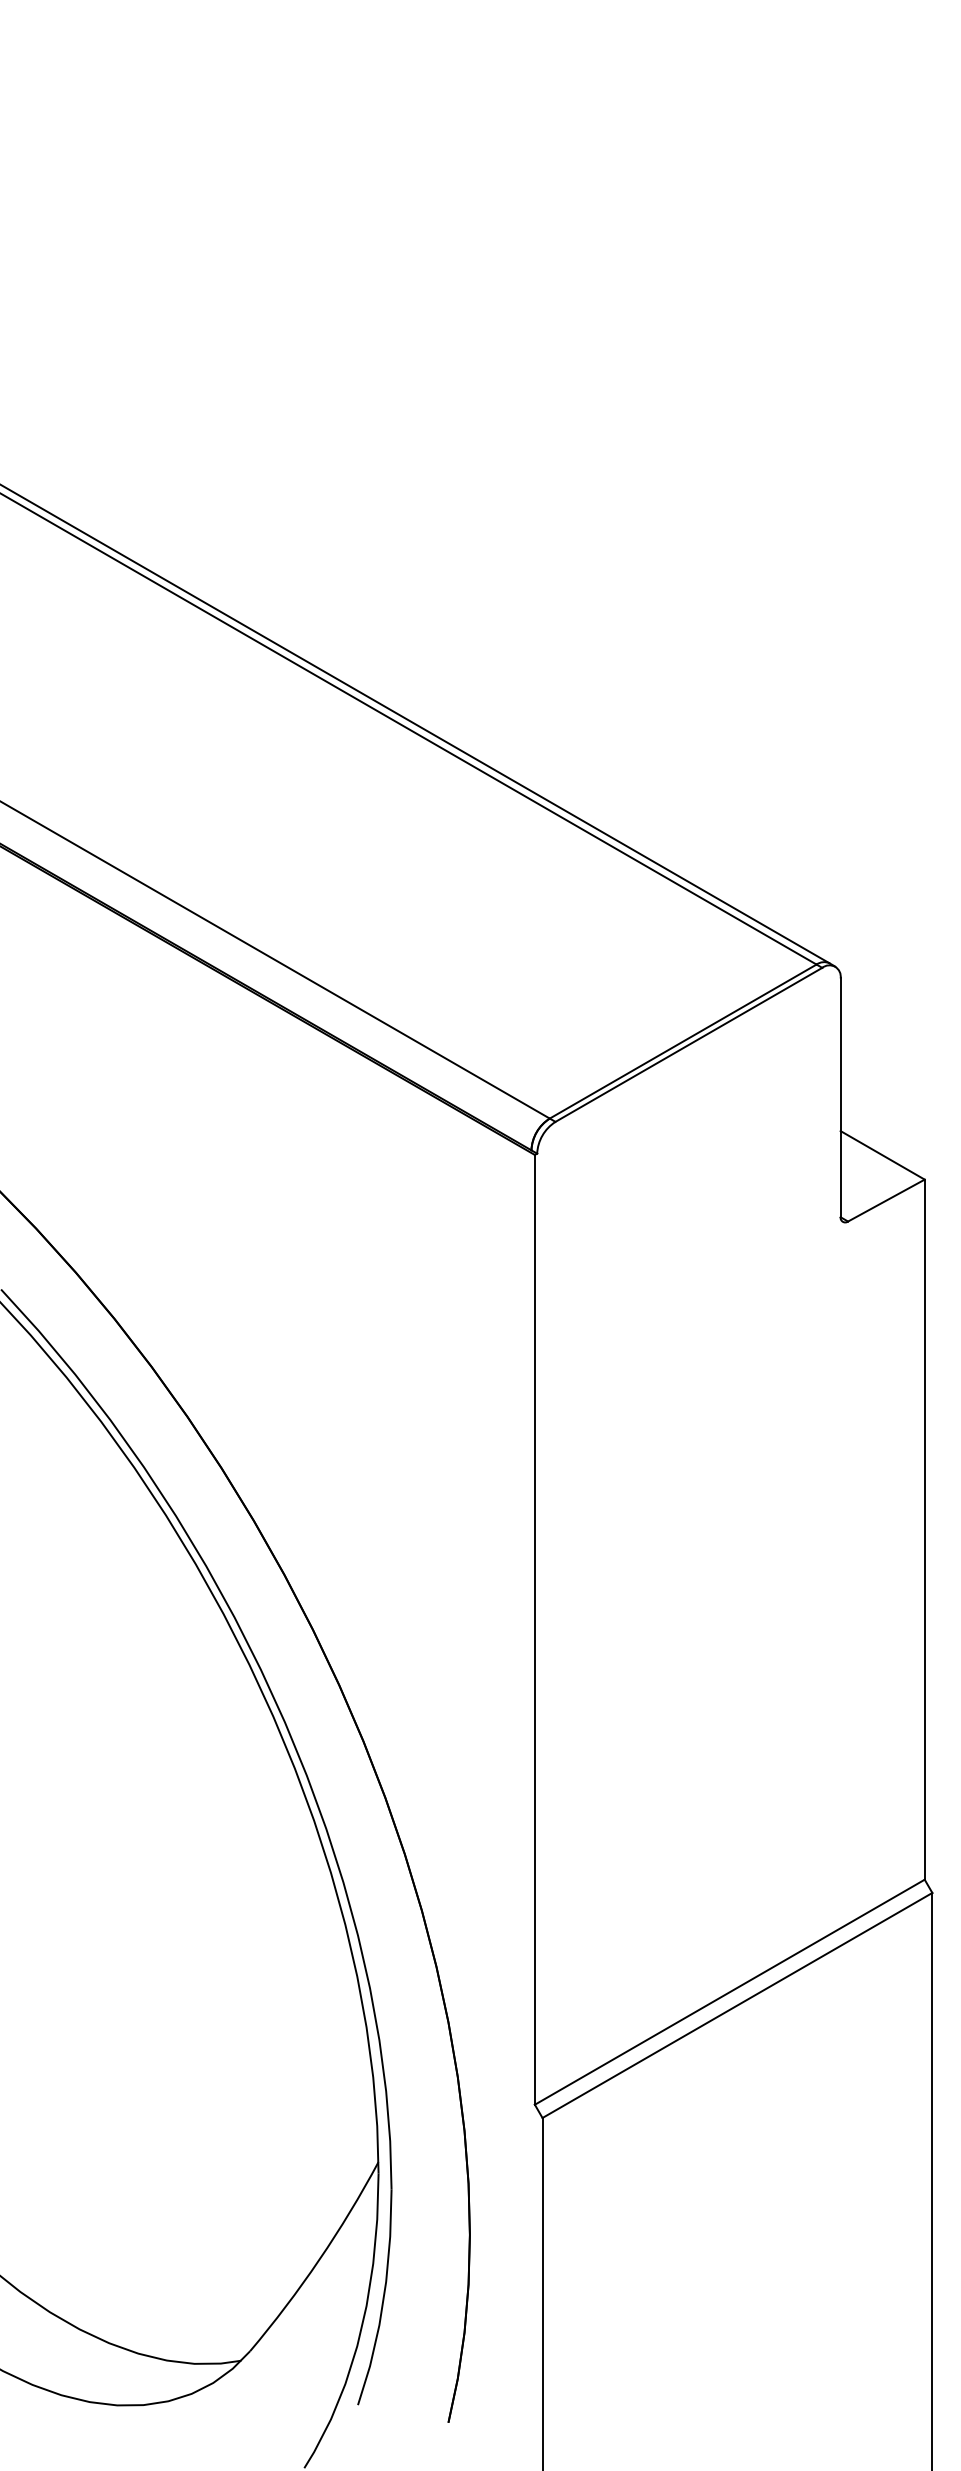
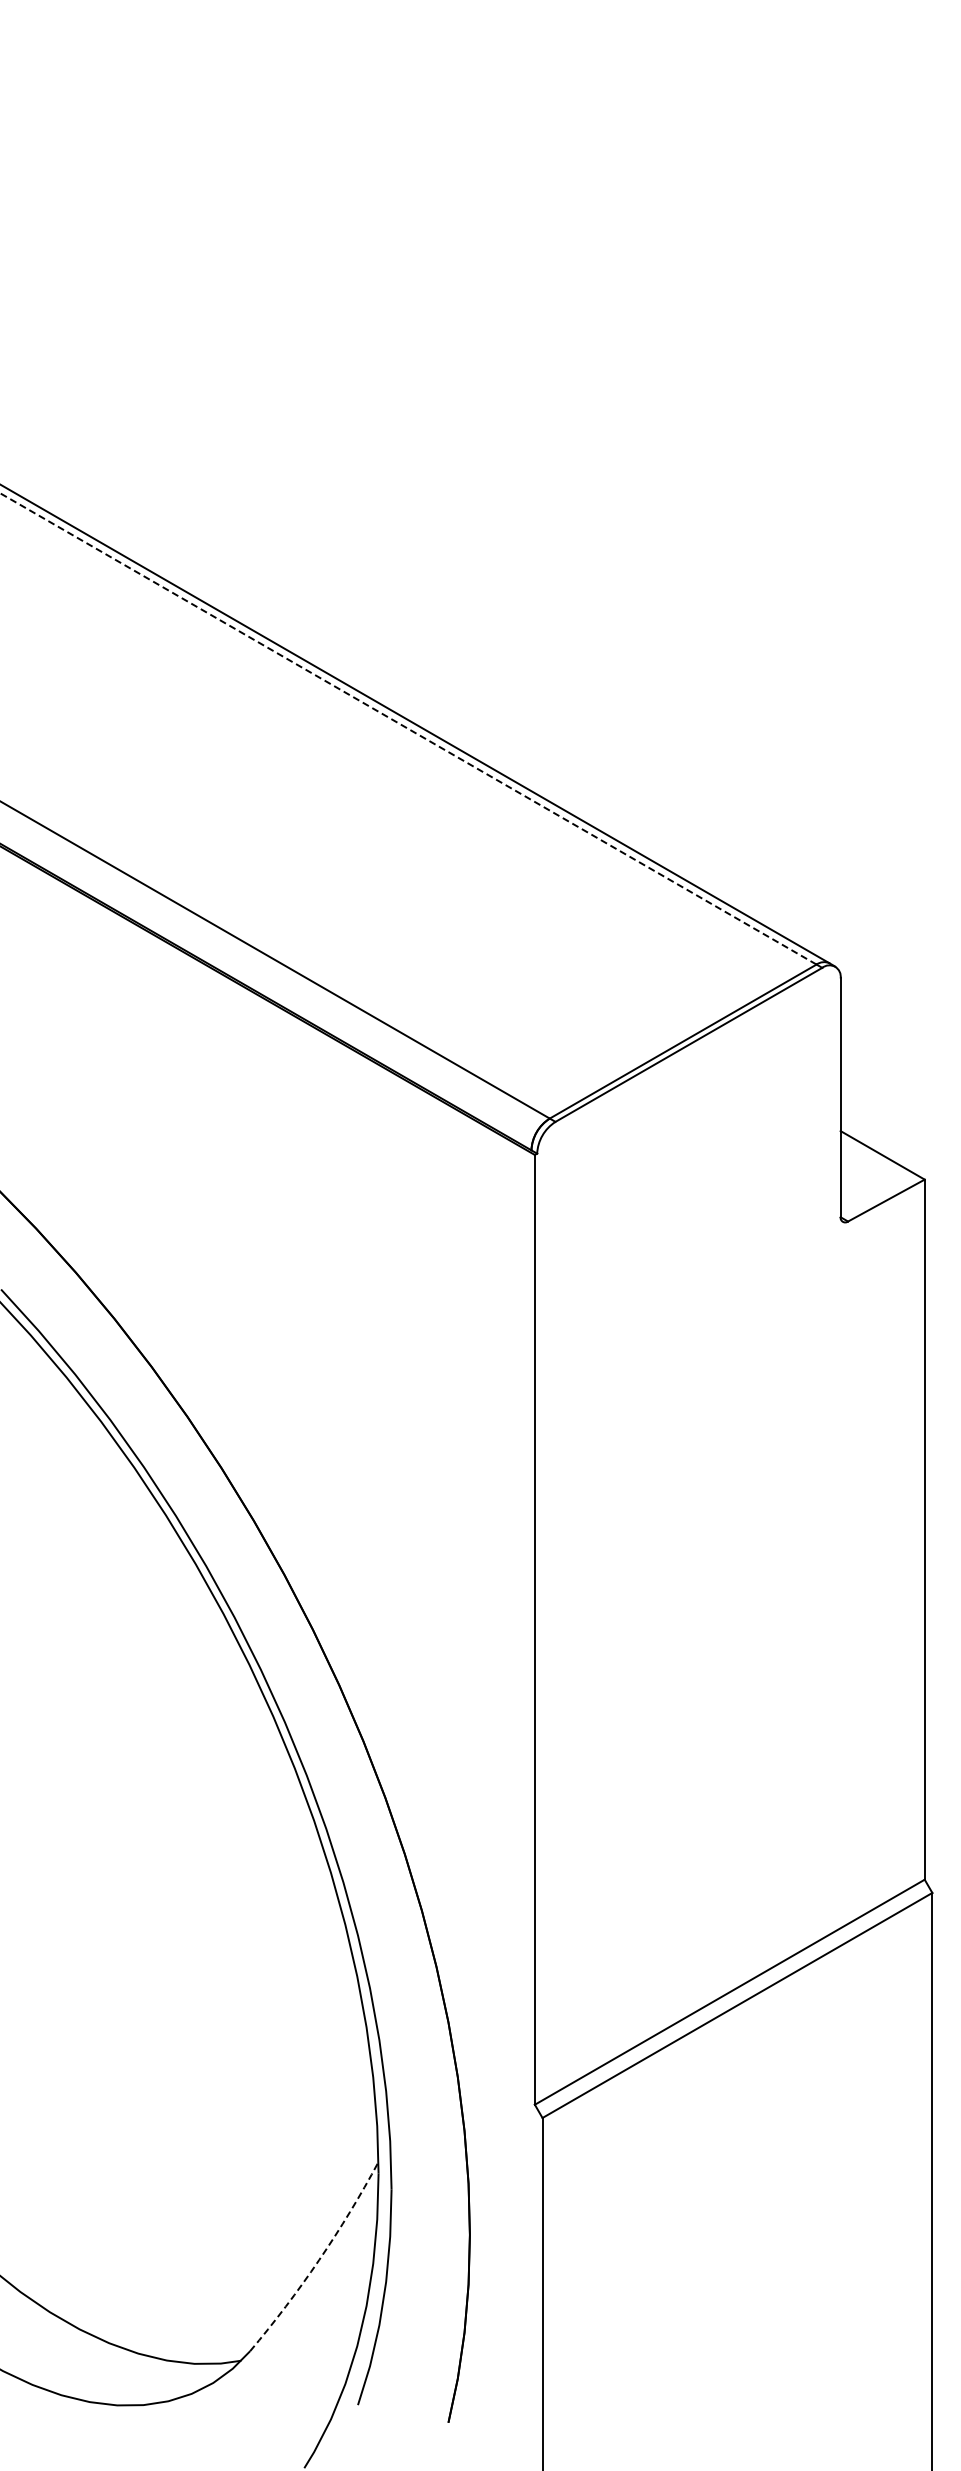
line: solid -> dashed (407, 728)
arc: solid -> dashed (319, 2260)
